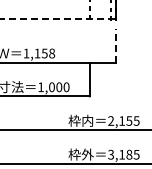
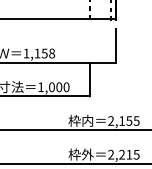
line: dashed -> solid (57, 19)
line: dashed -> solid (115, 45)
text: 3,185 -> 2,215 (120, 154)
